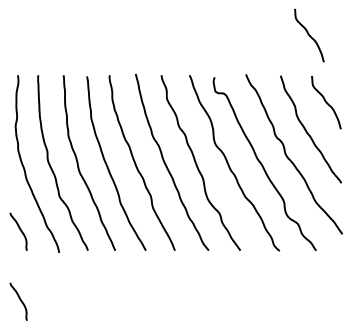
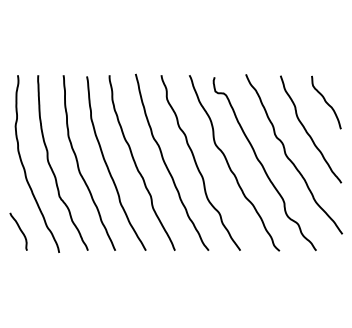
curve: present -> none (309, 35)
curve: present -> none (20, 301)
